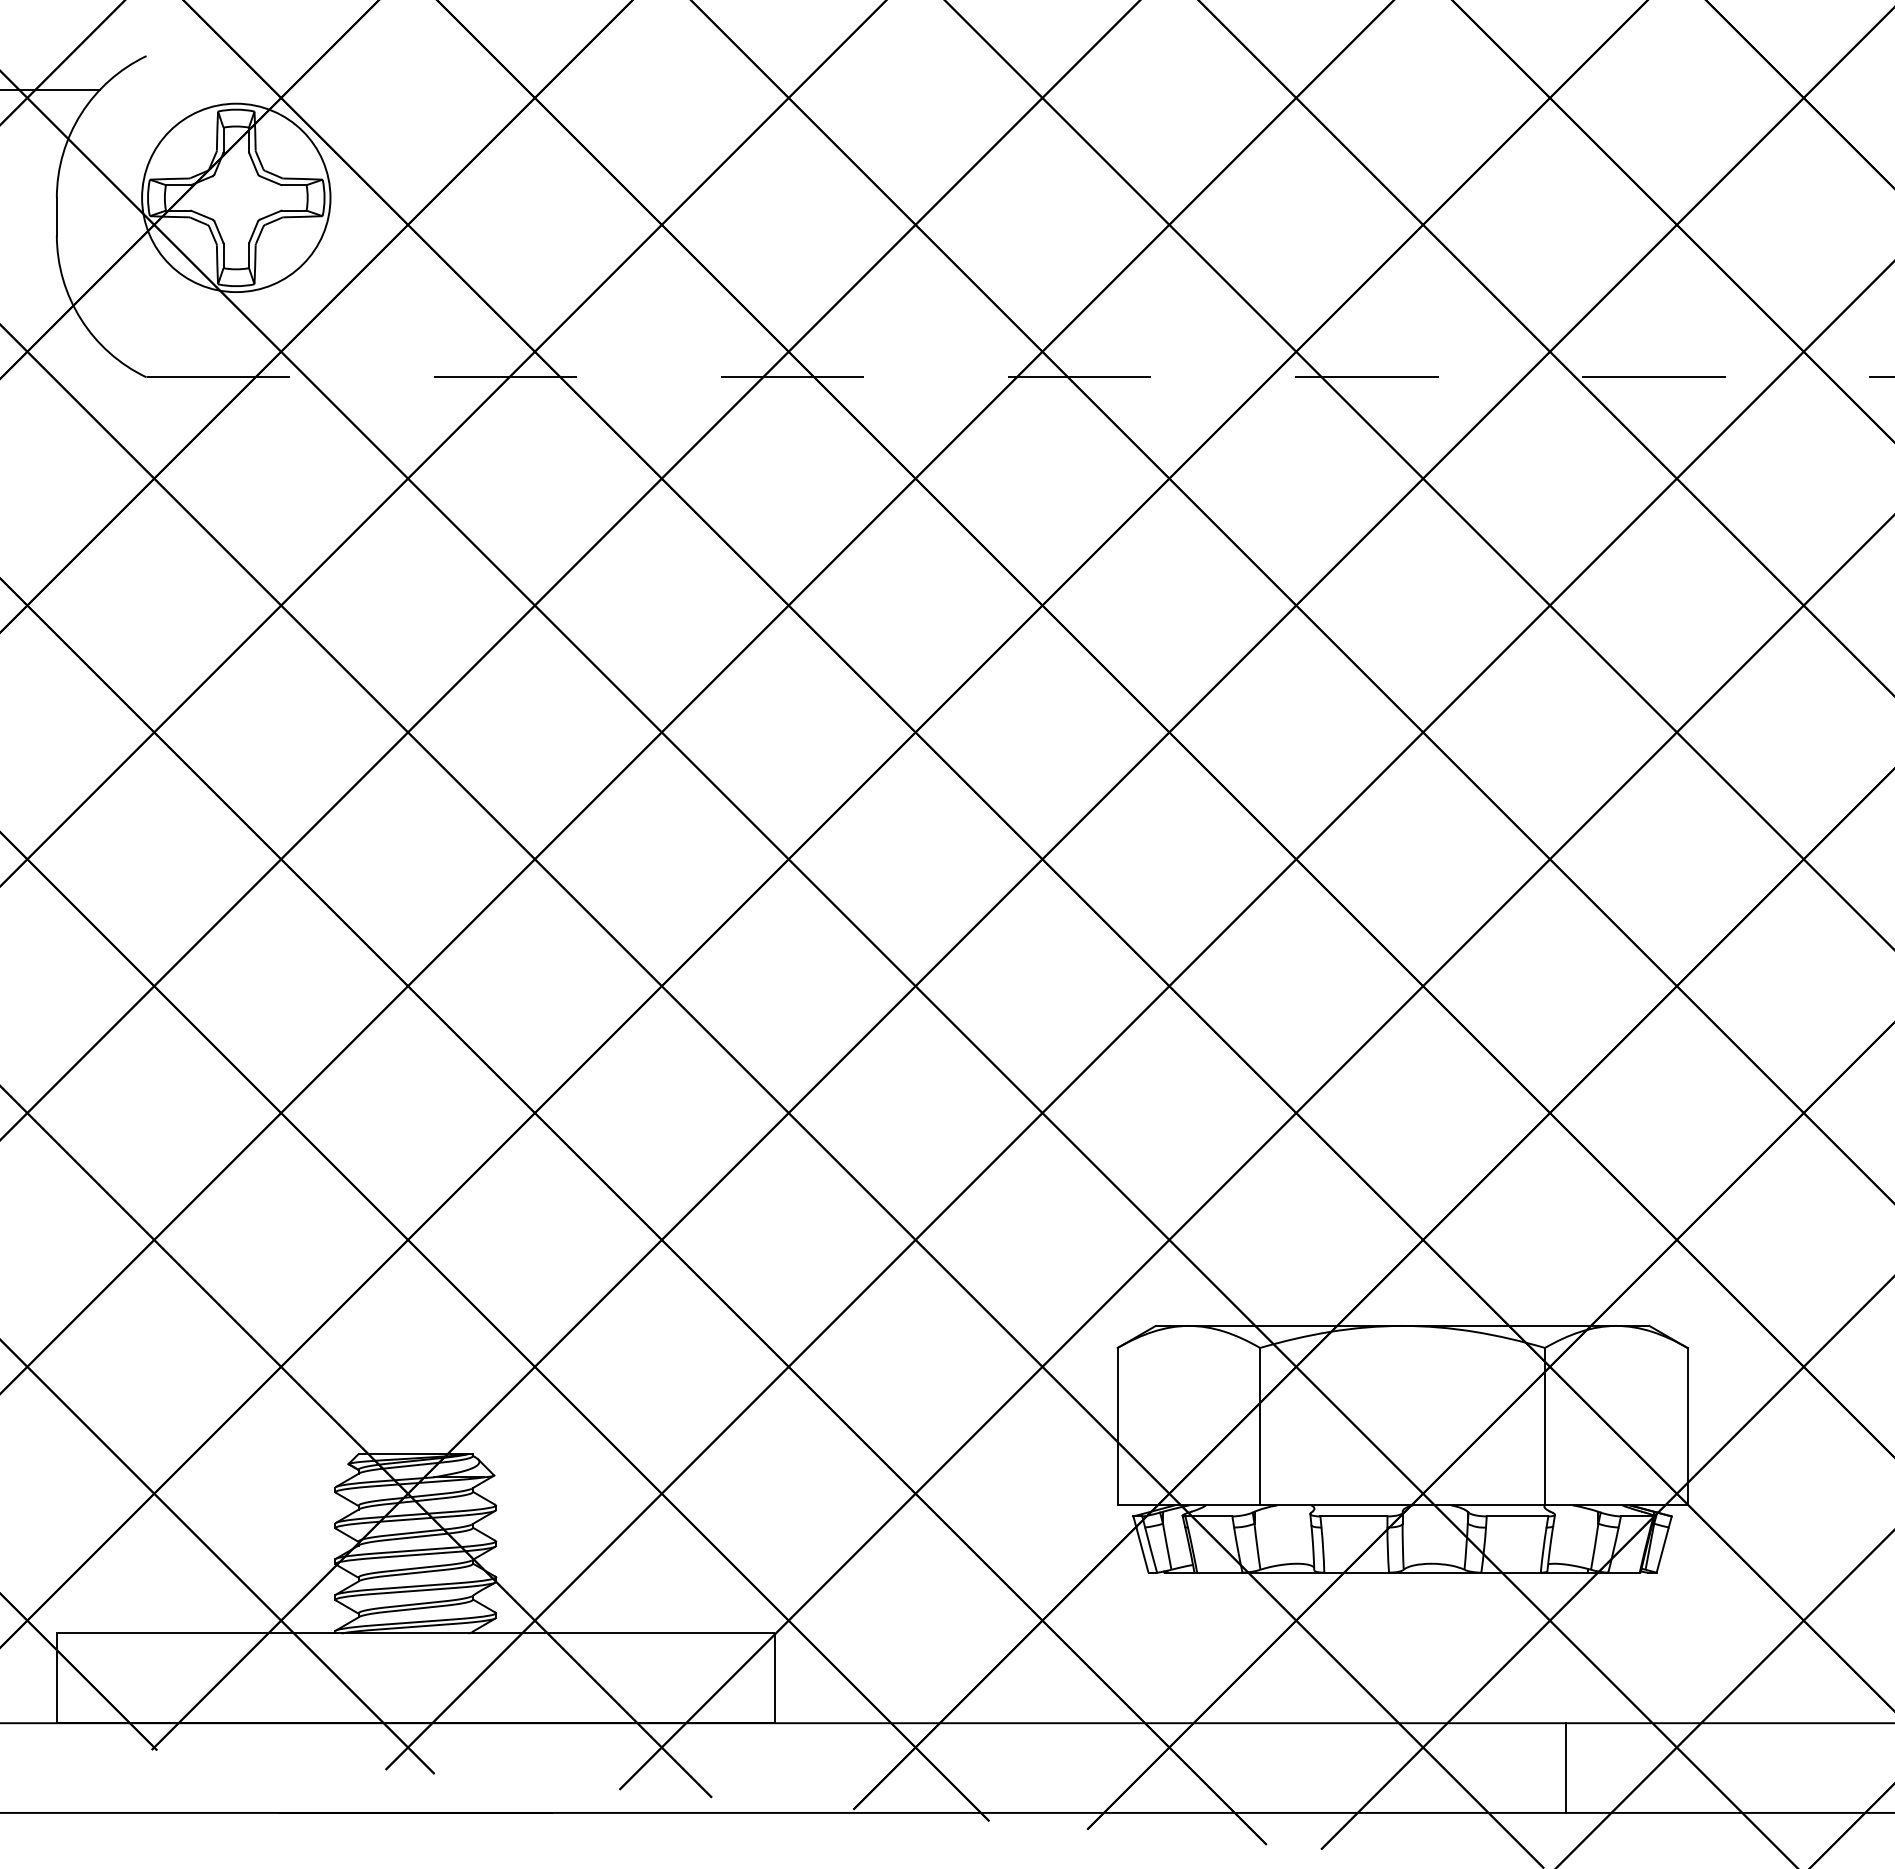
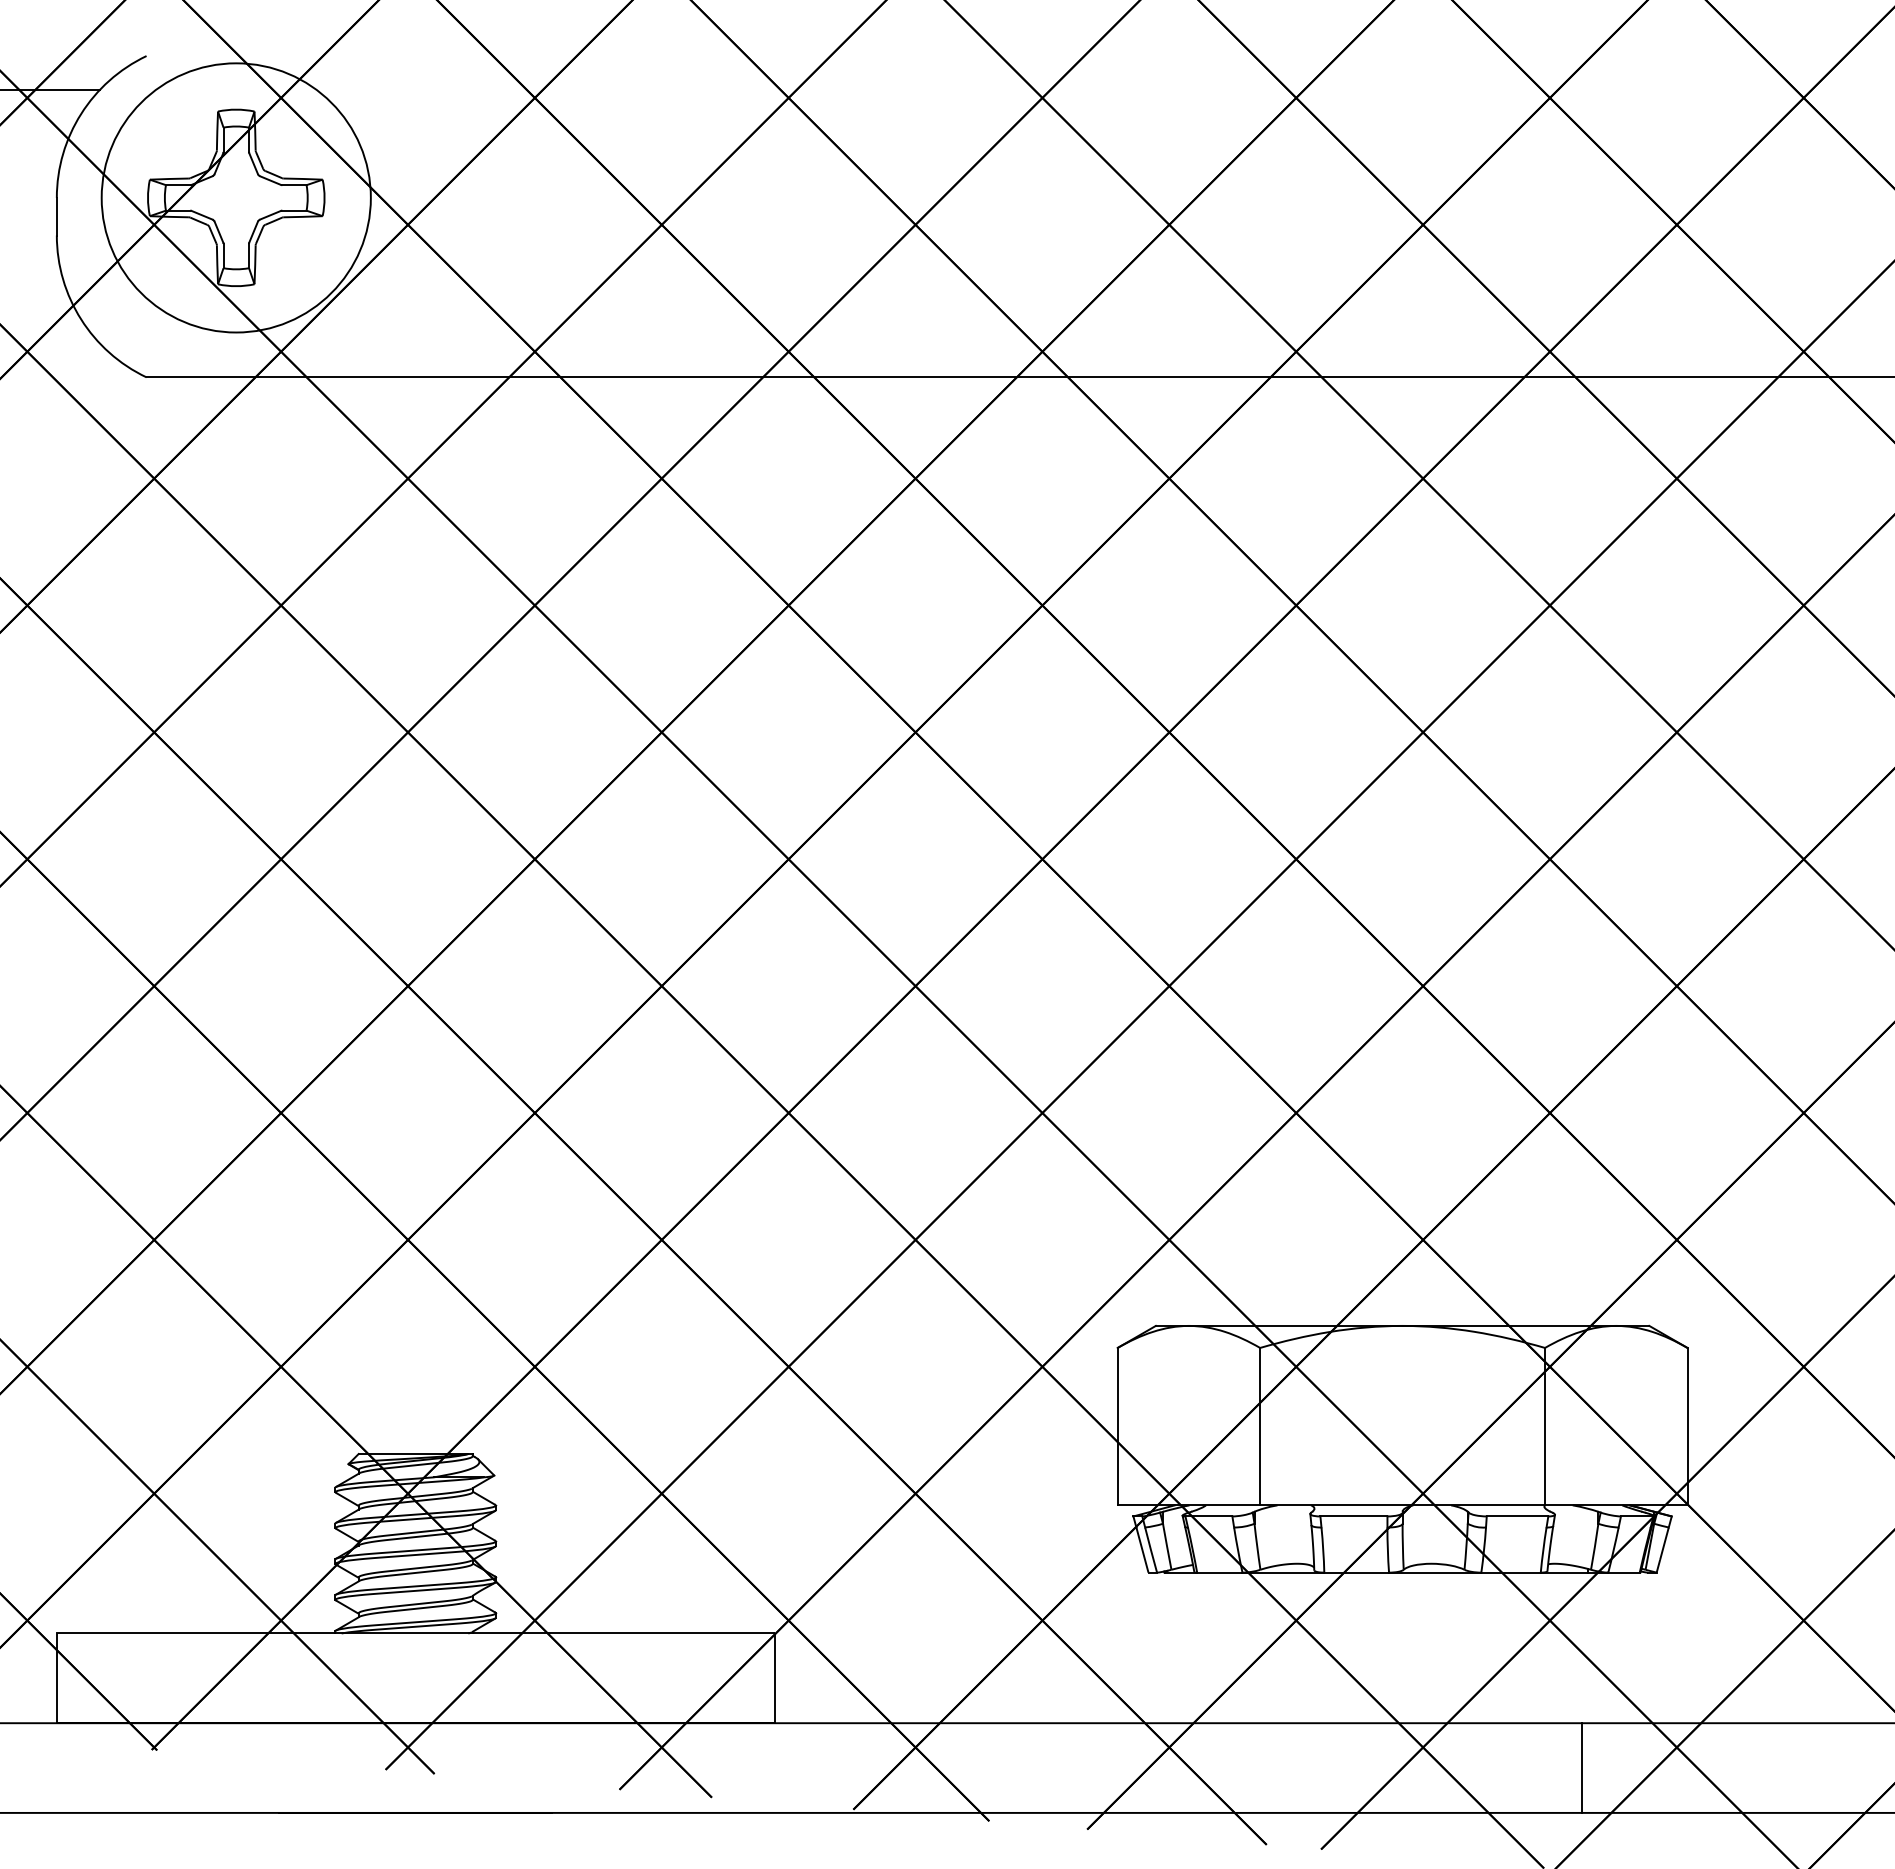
circle diameter: 188 px -> 269 px (235, 197)
line: dashed -> solid (1020, 377)
line position: (1566, 1767) -> (1582, 1767) (1582, 1767)
